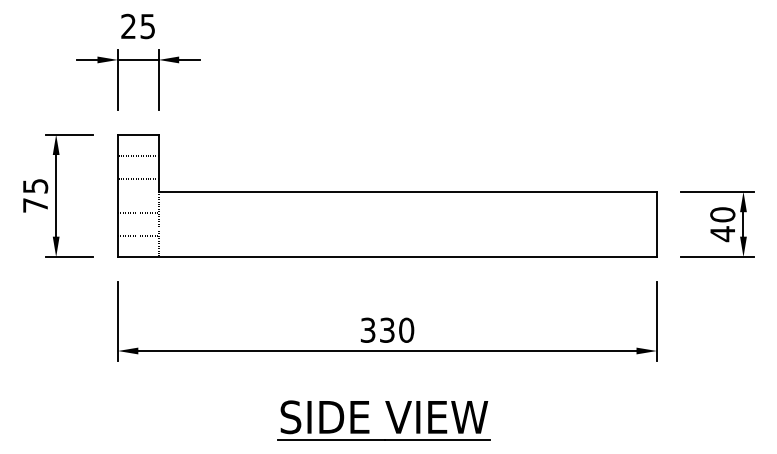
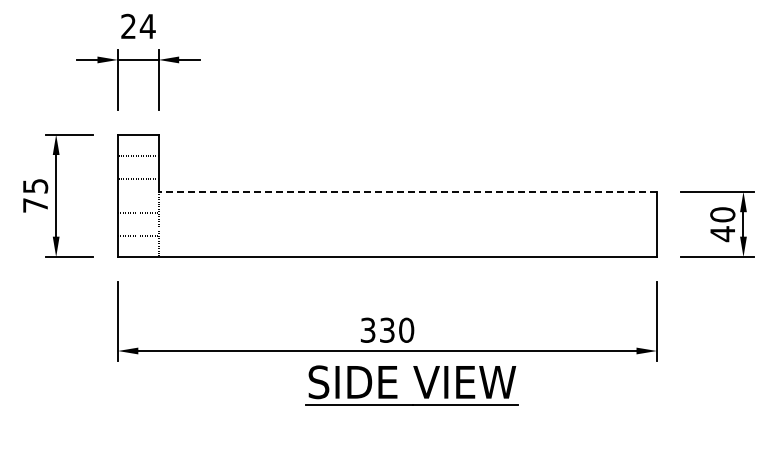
text: 25 -> 24 (147, 26)
line: solid -> dashed (407, 191)
part position: (390, 417) -> (418, 382) (418, 382)
